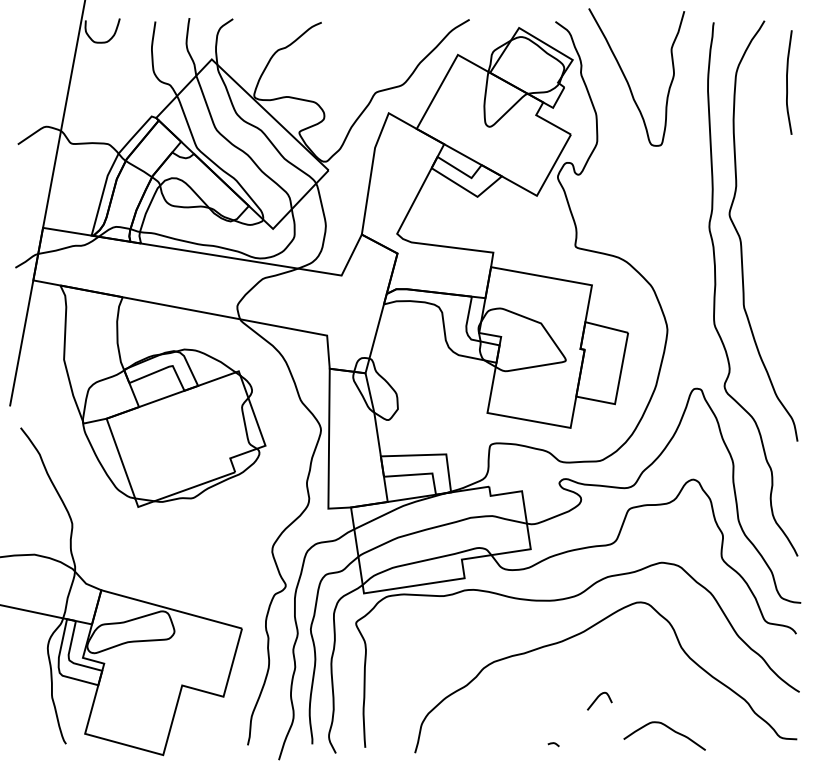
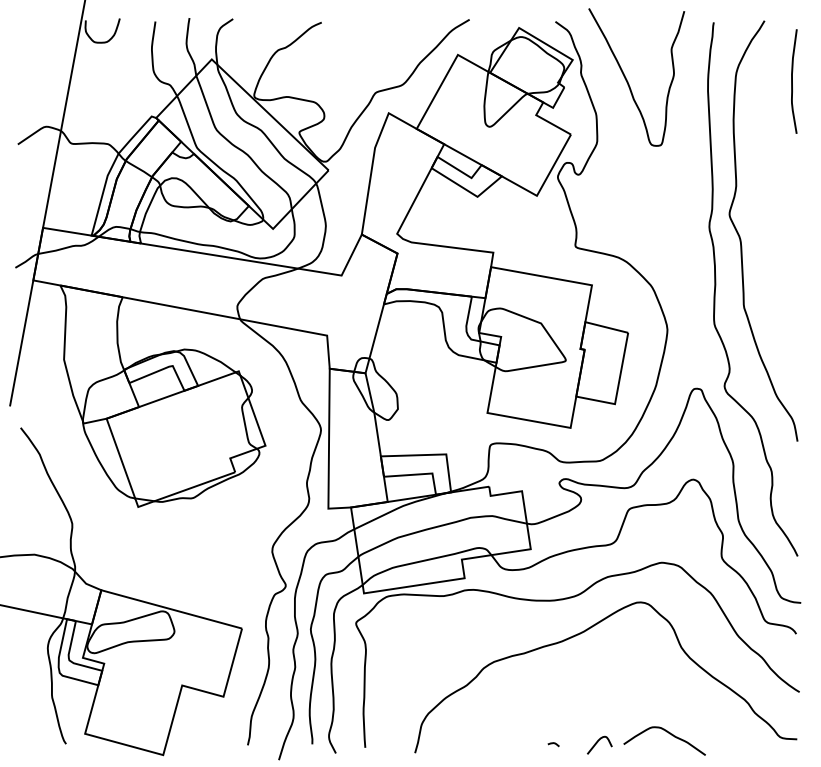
curve position: (787, 82) -> (792, 81) (792, 81)
curve position: (598, 698) -> (598, 742) (598, 742)
curve position: (669, 729) -> (669, 734) (669, 734)
